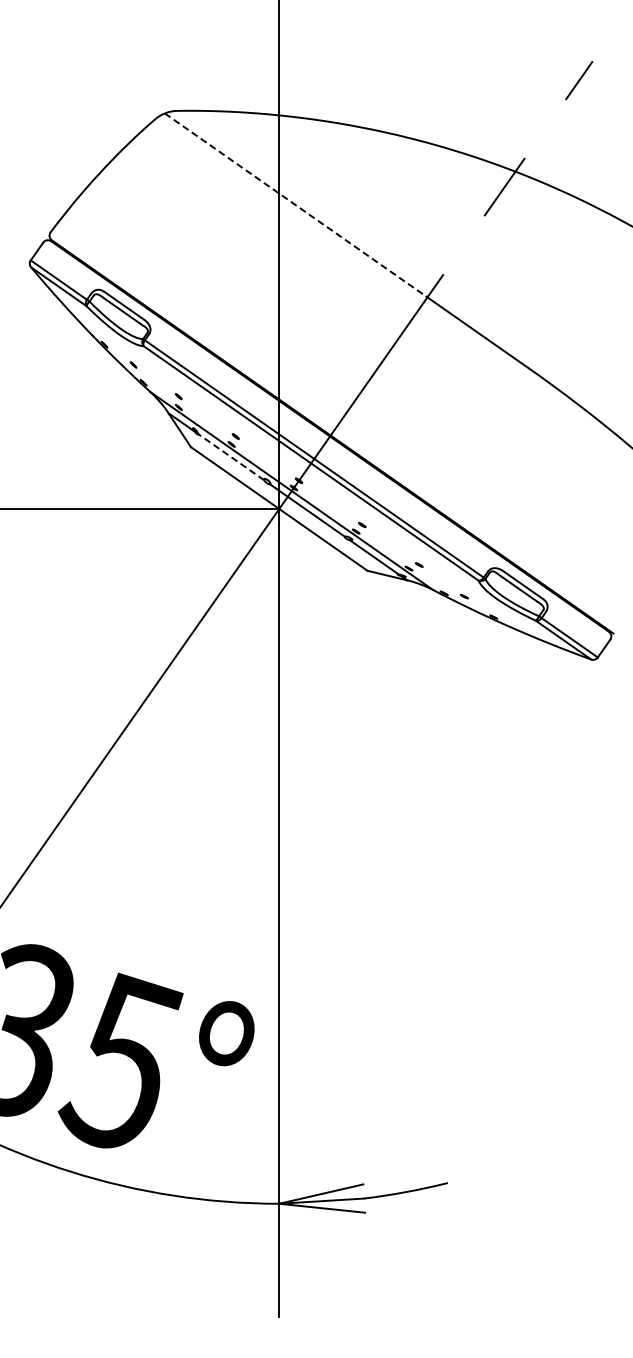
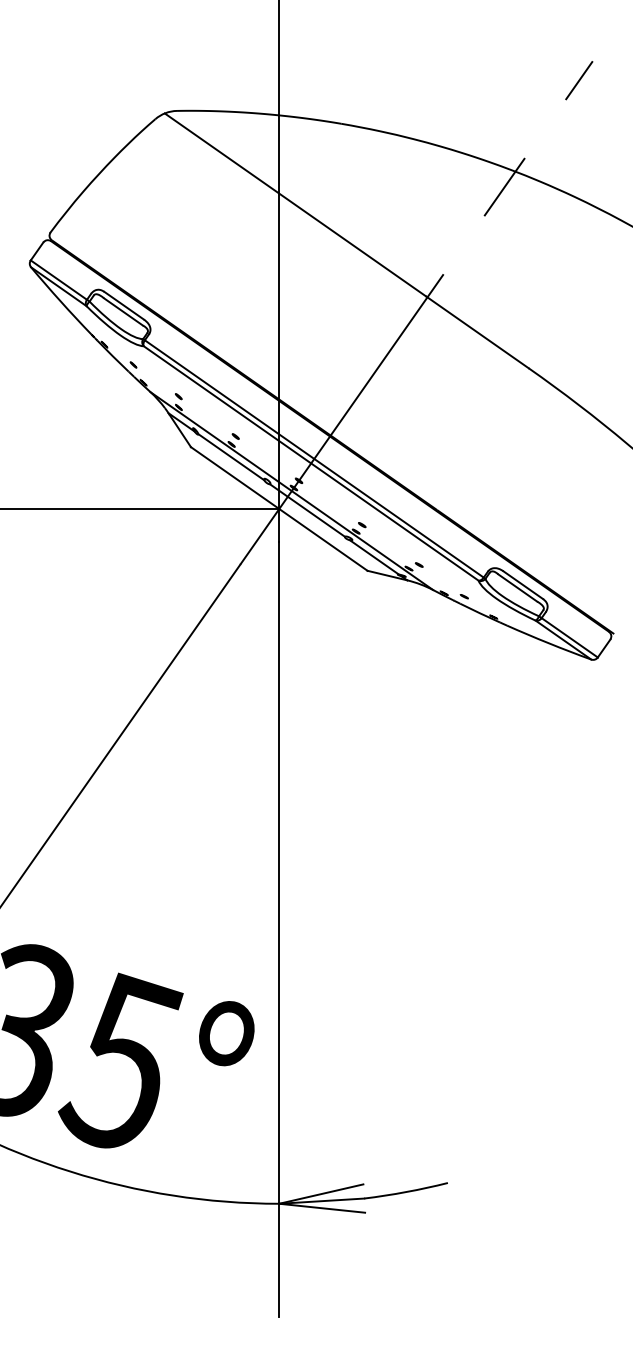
line: dashed -> solid (295, 205)
line: dashed -> solid (230, 456)
